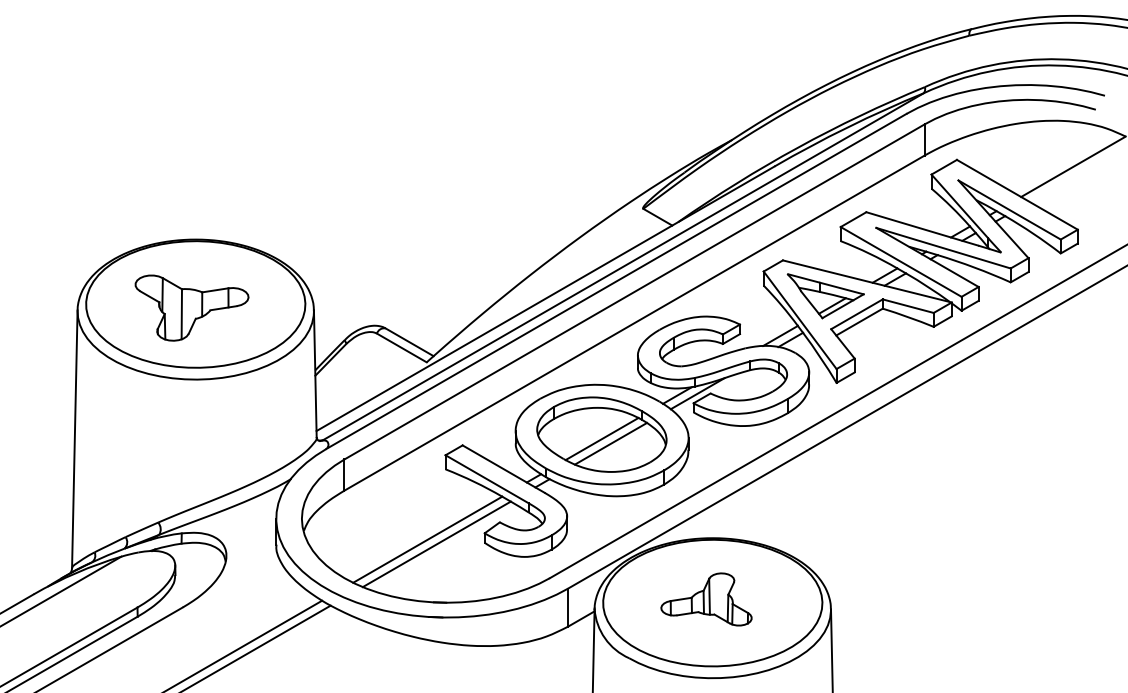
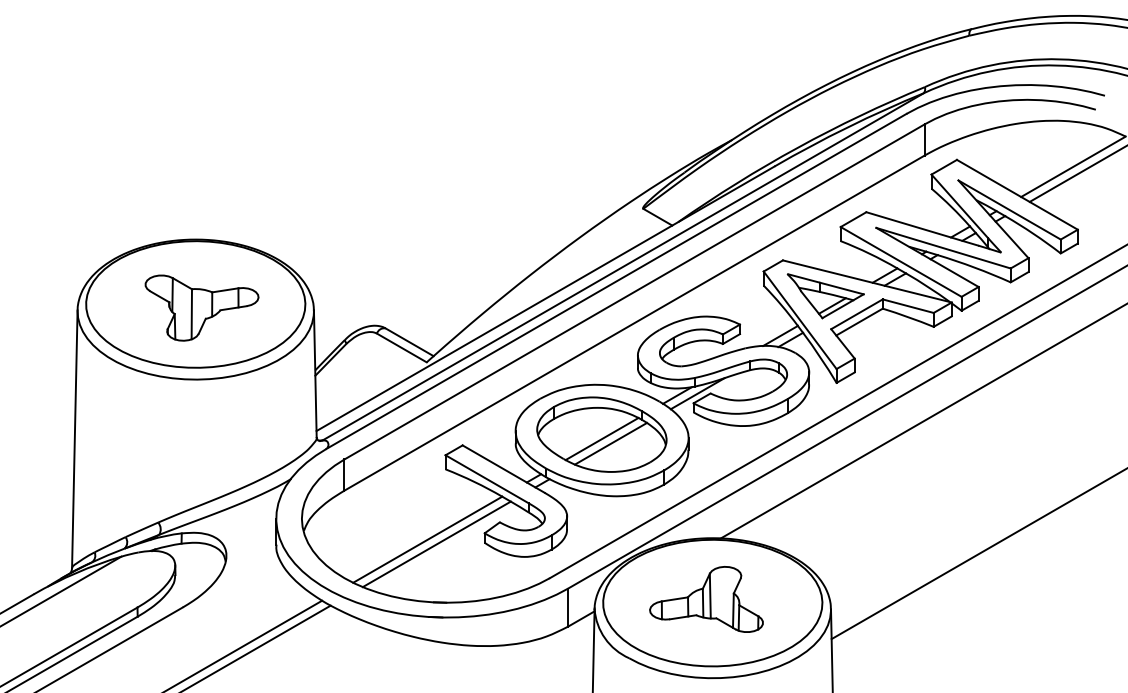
line: none -> present (1076, 174)
part position: (191, 307) -> (201, 307) (201, 307)
line: none -> present (922, 421)
line: none -> present (977, 554)
part size: 93x55 px -> 115x67 px (706, 599)
